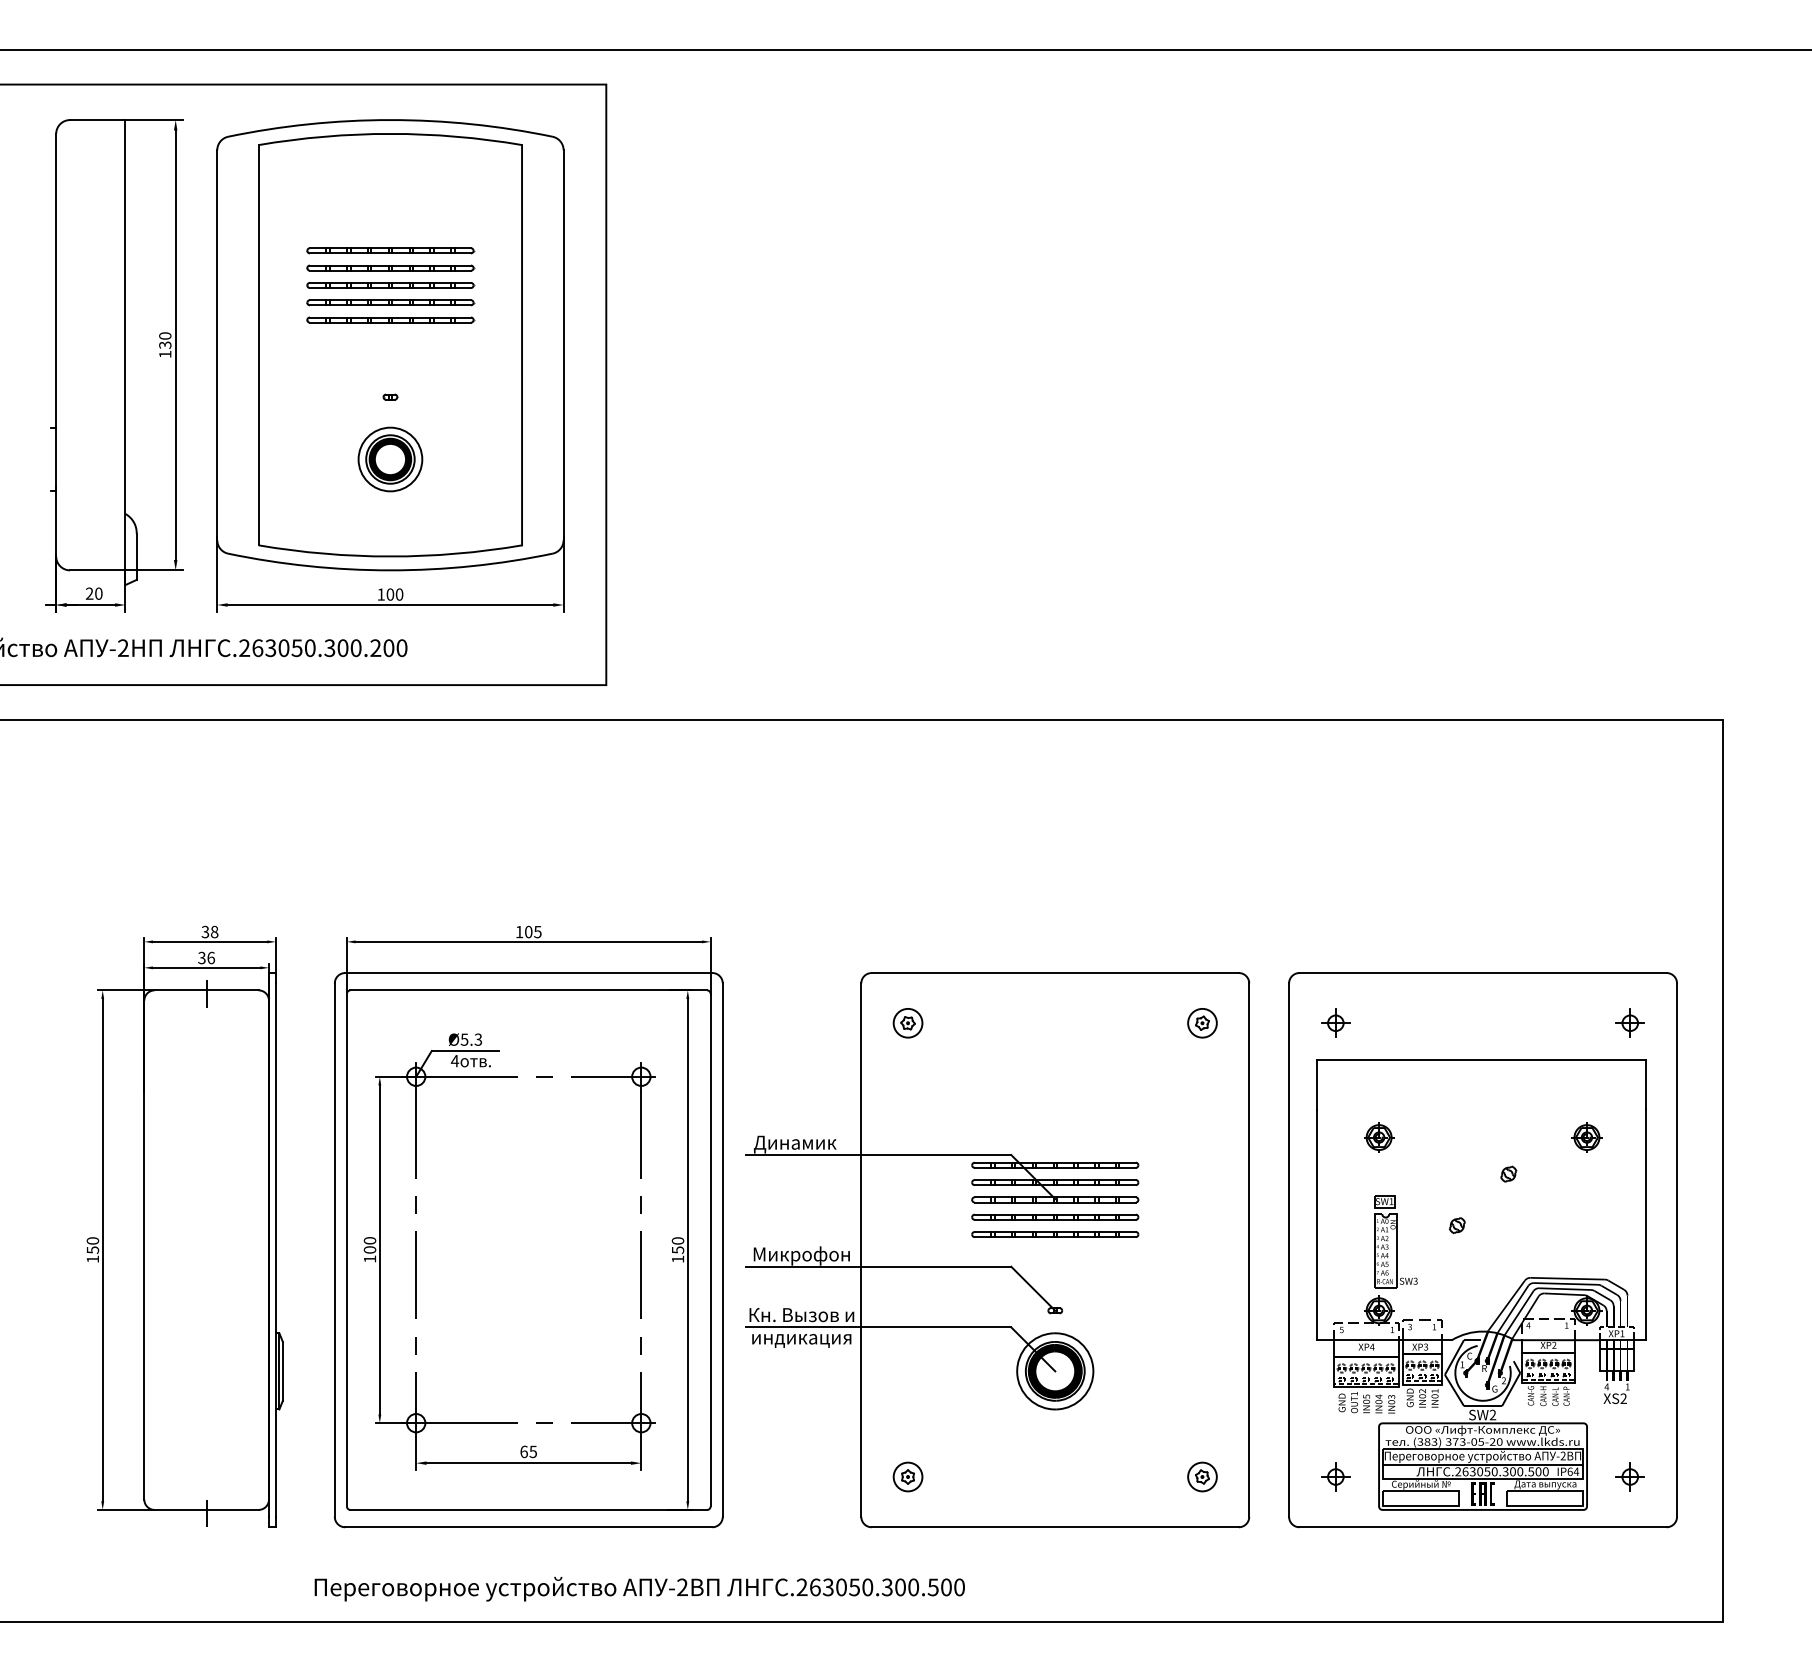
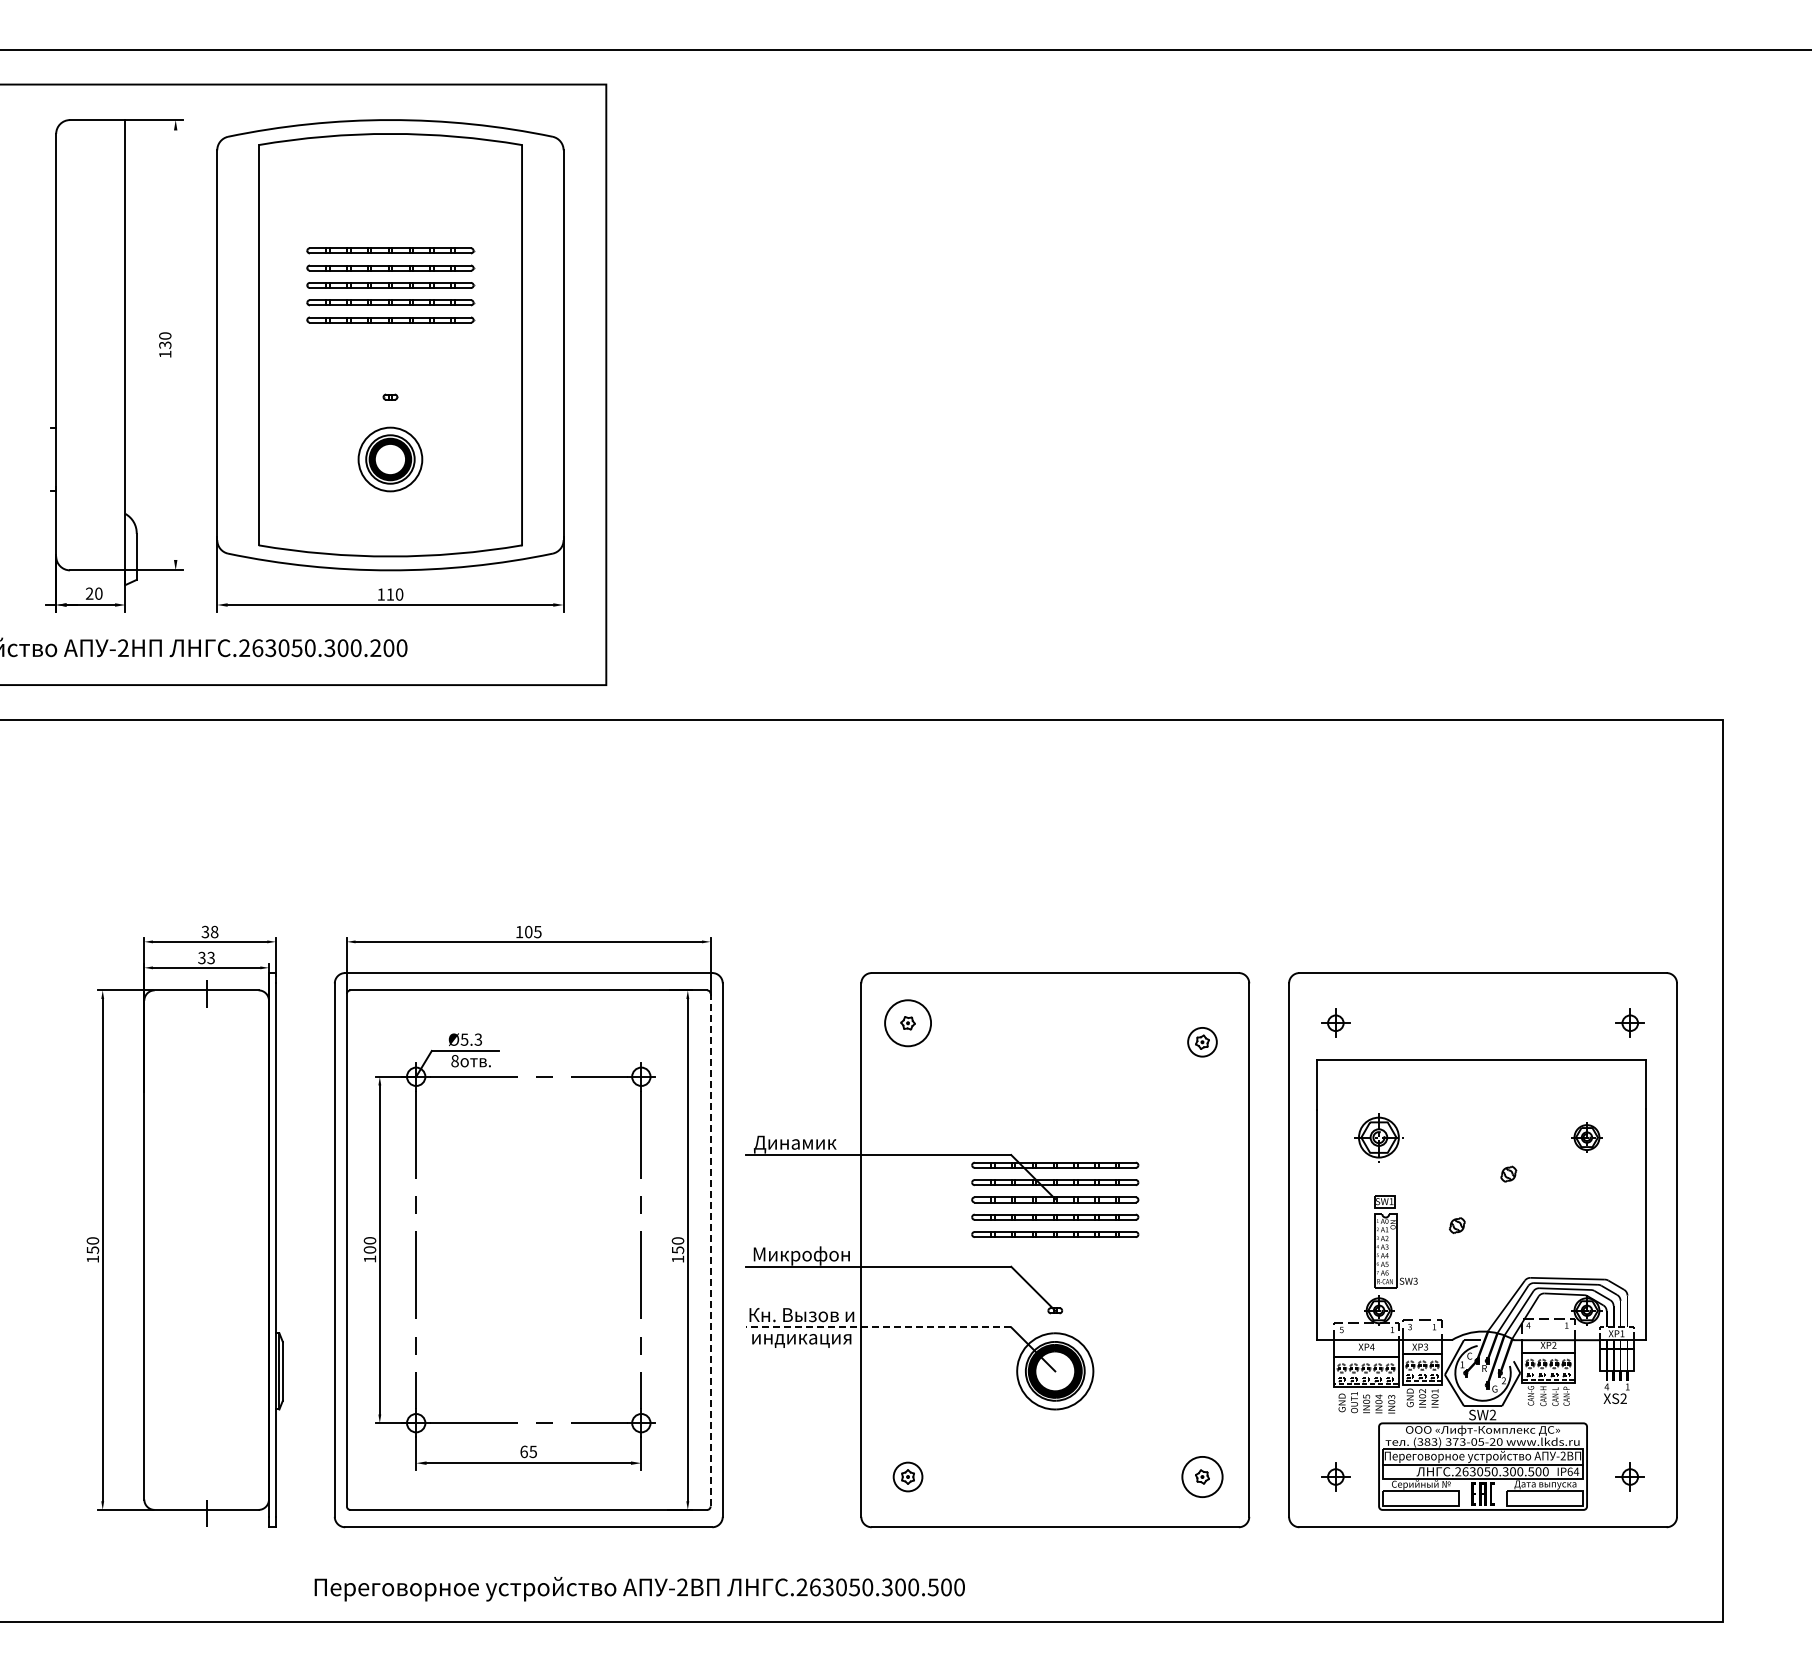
line: present -> none (175, 344)
text: 100 -> 110 (390, 594)
text: 36 -> 33 (211, 957)
circle diameter: 29 px -> 46 px (908, 1023)
part position: (1202, 1023) -> (1202, 1042) (1202, 1042)
text: 4 -> 8 (454, 1061)
part size: 31x31 px -> 50x50 px (1378, 1137)
line: solid -> dashed (710, 1249)
line: solid -> dashed (878, 1327)
circle diameter: 29 px -> 40 px (1202, 1476)
